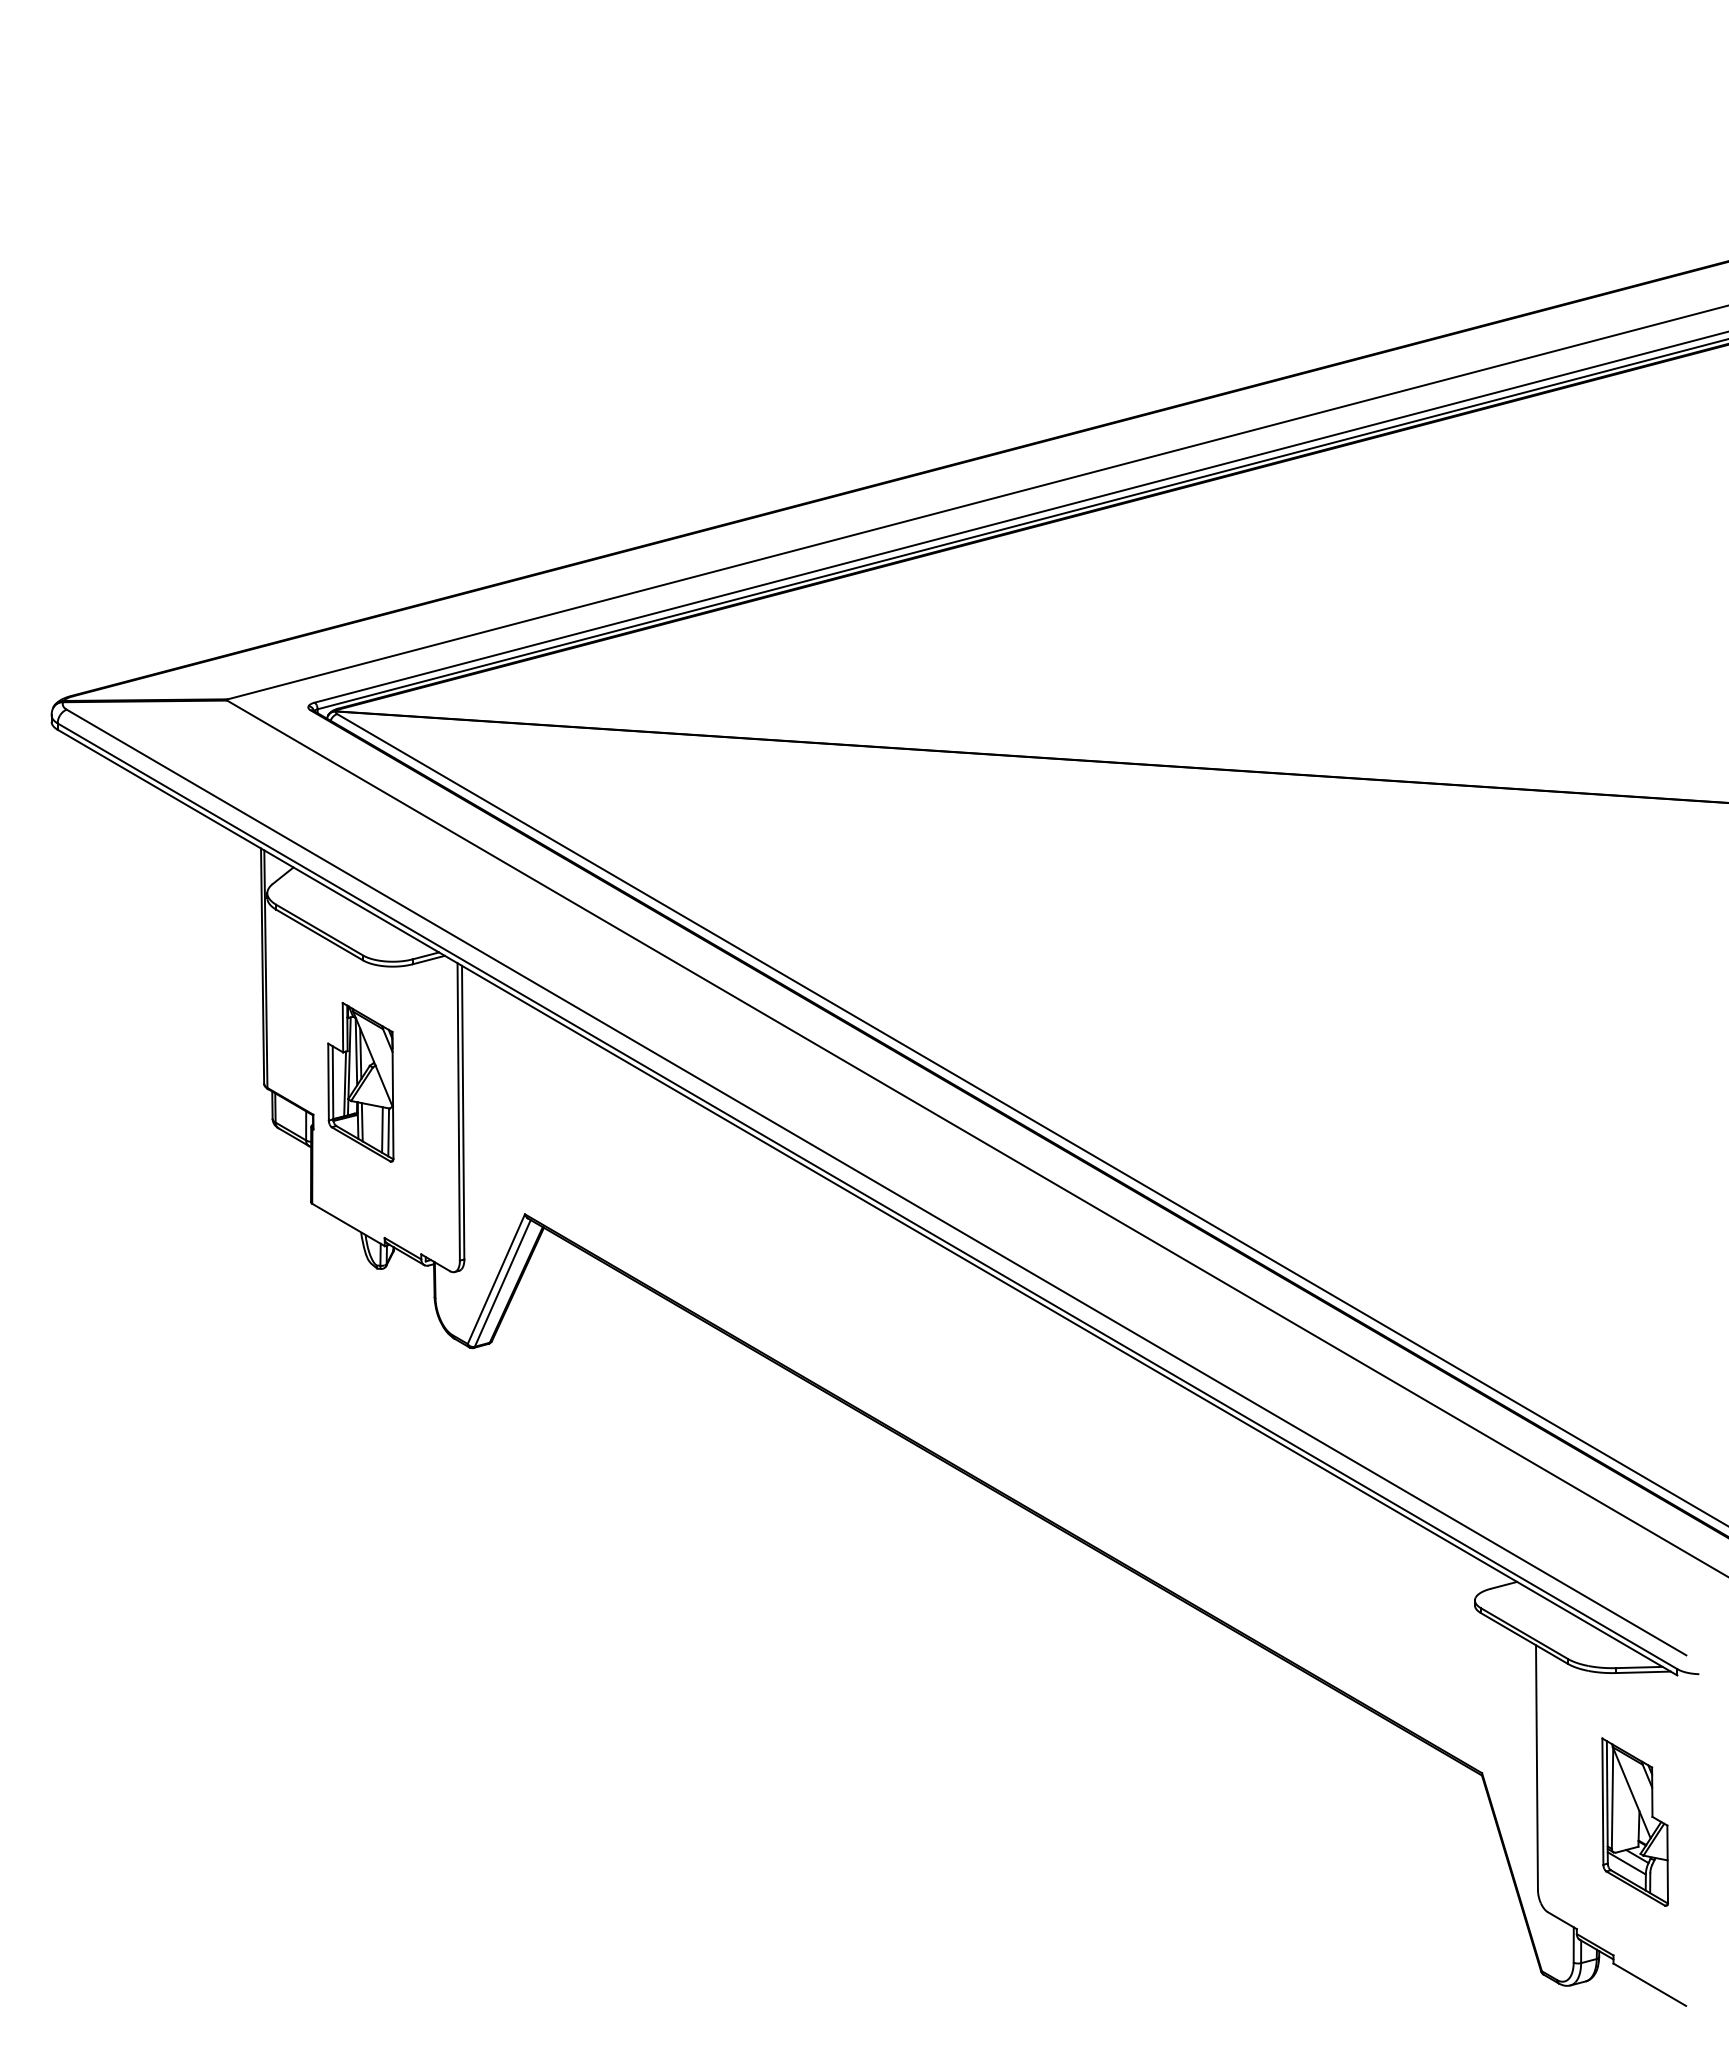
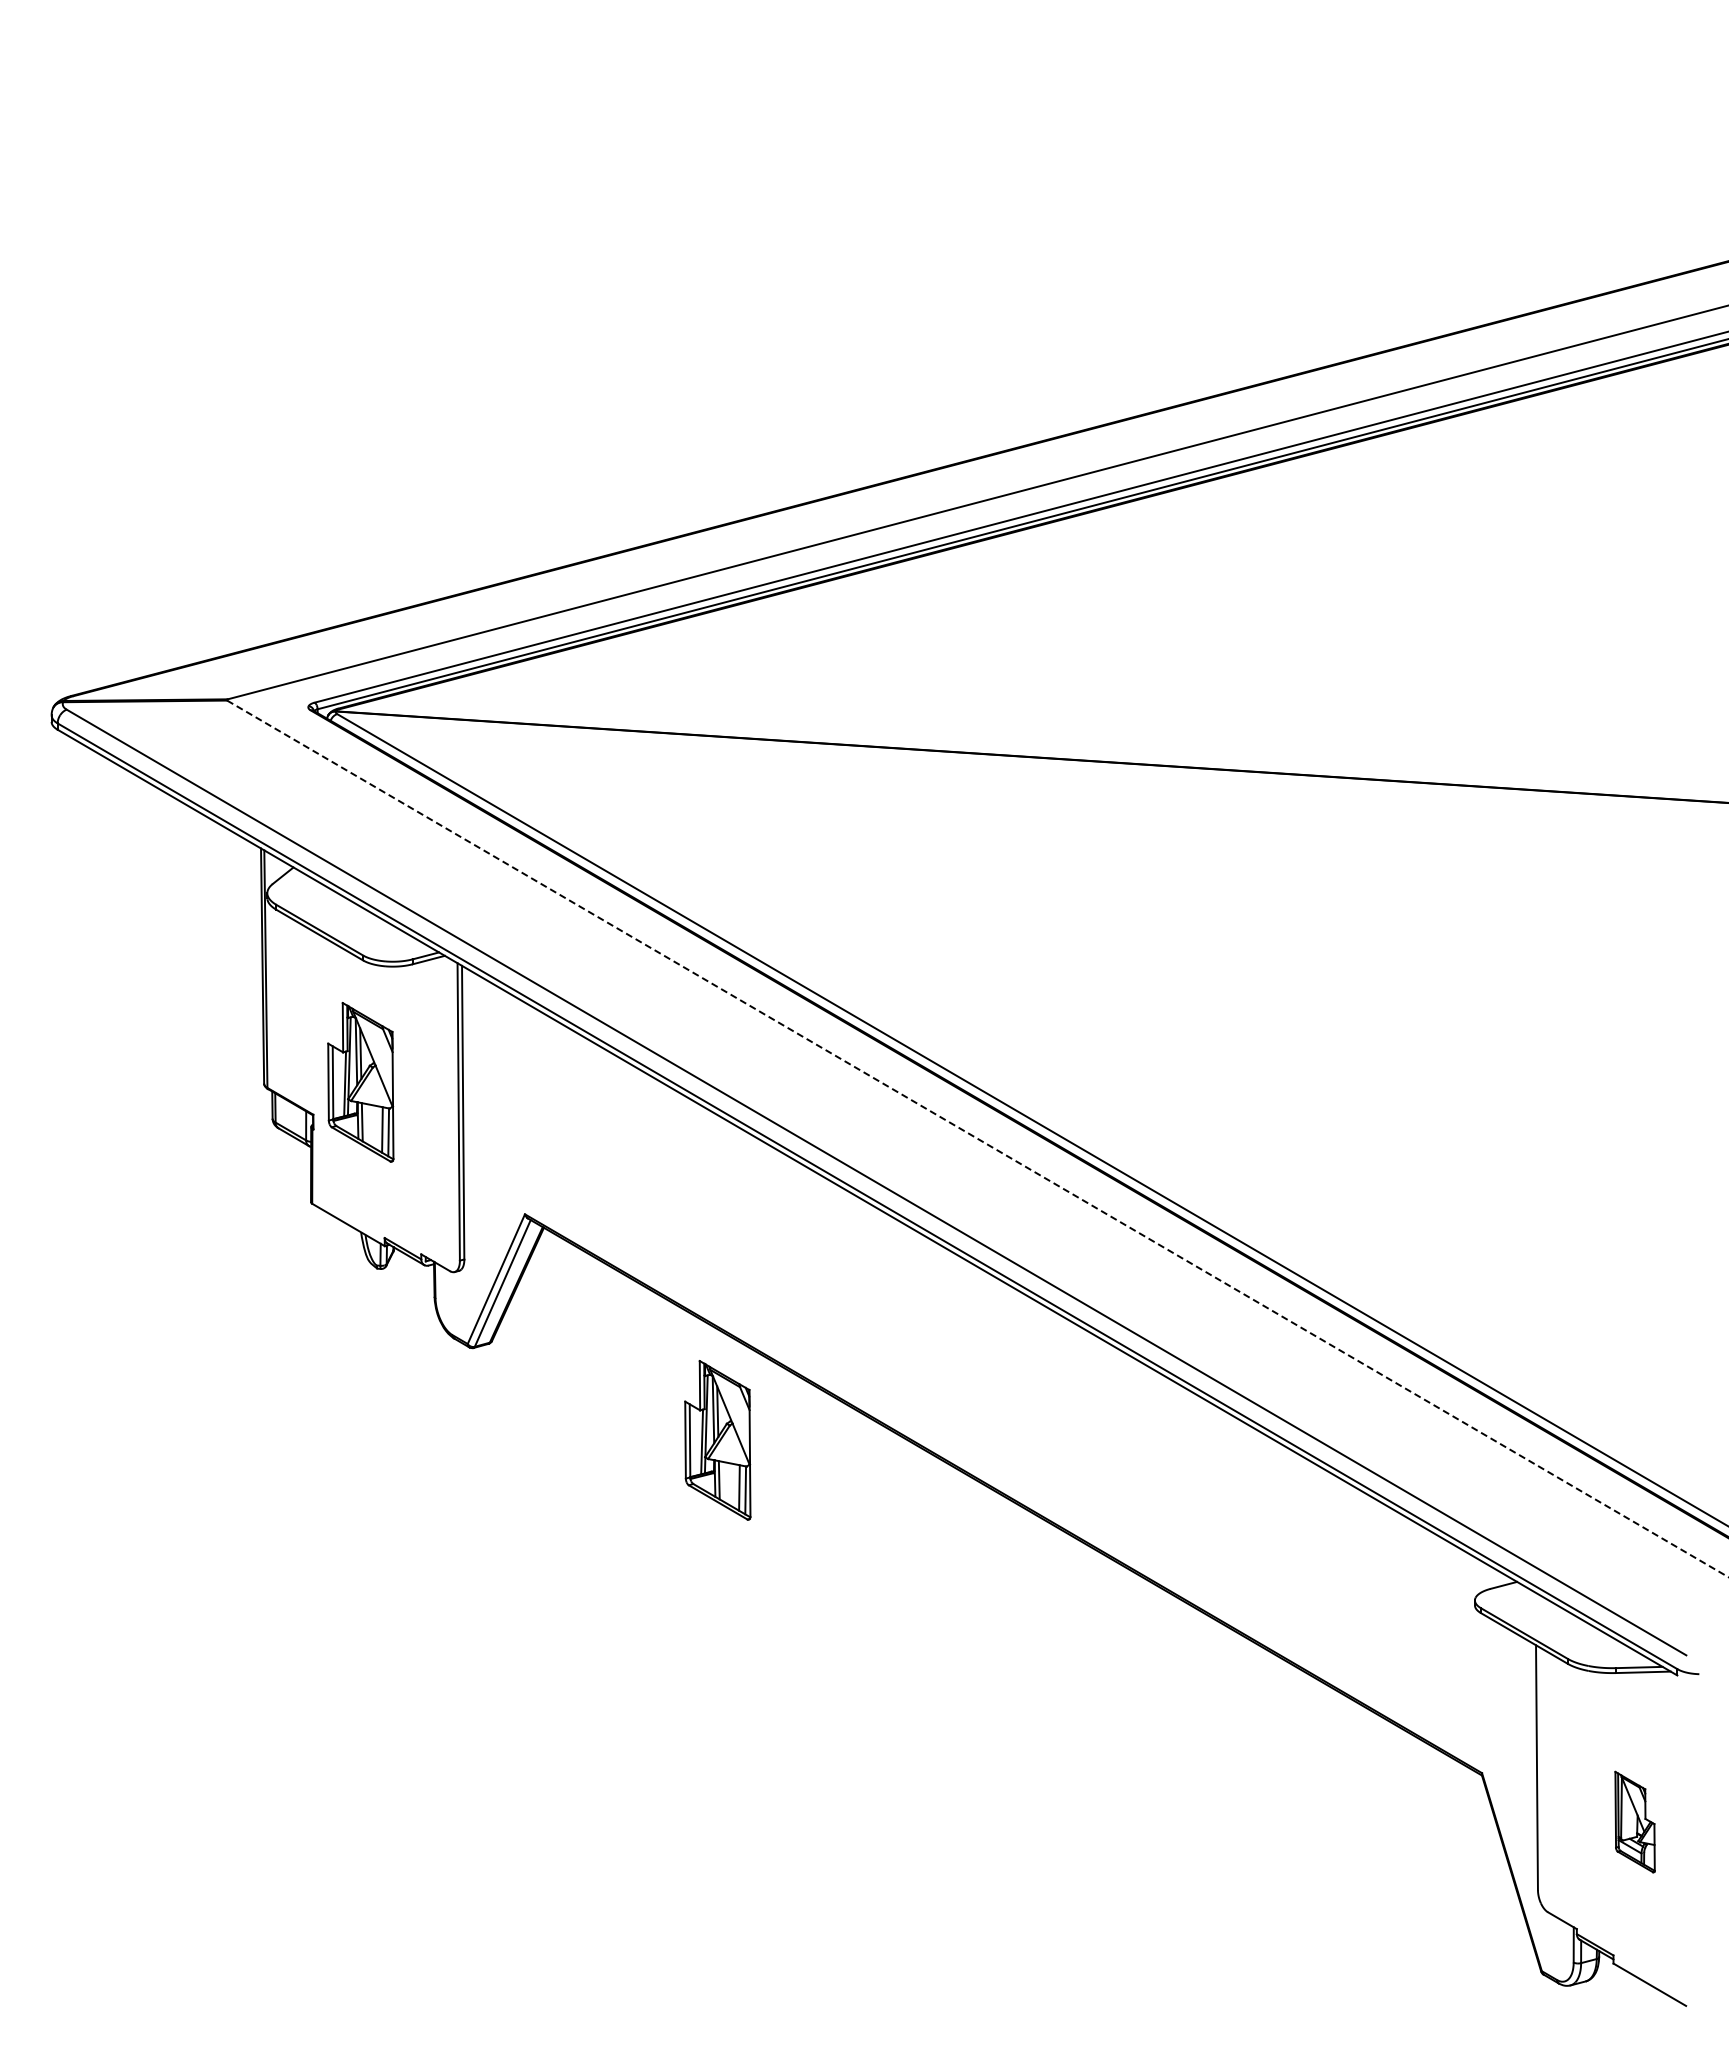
line: solid -> dashed (978, 1139)
part: none -> present (717, 1440)
part size: 68x170 px -> 42x104 px (1634, 1821)
